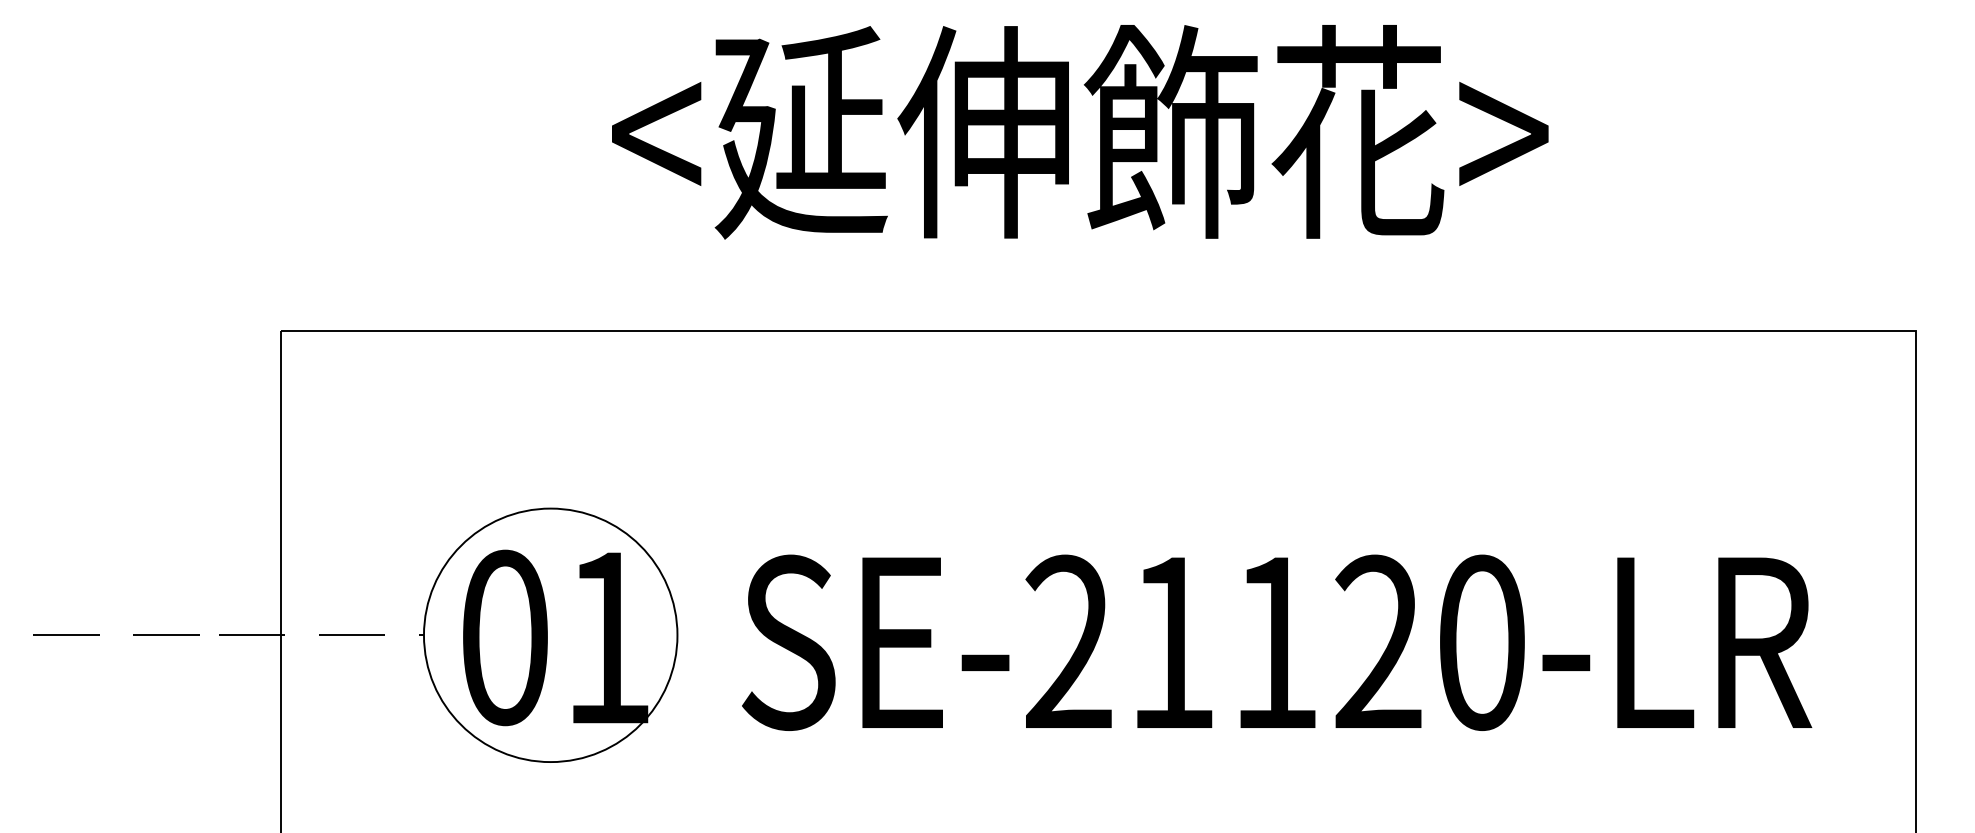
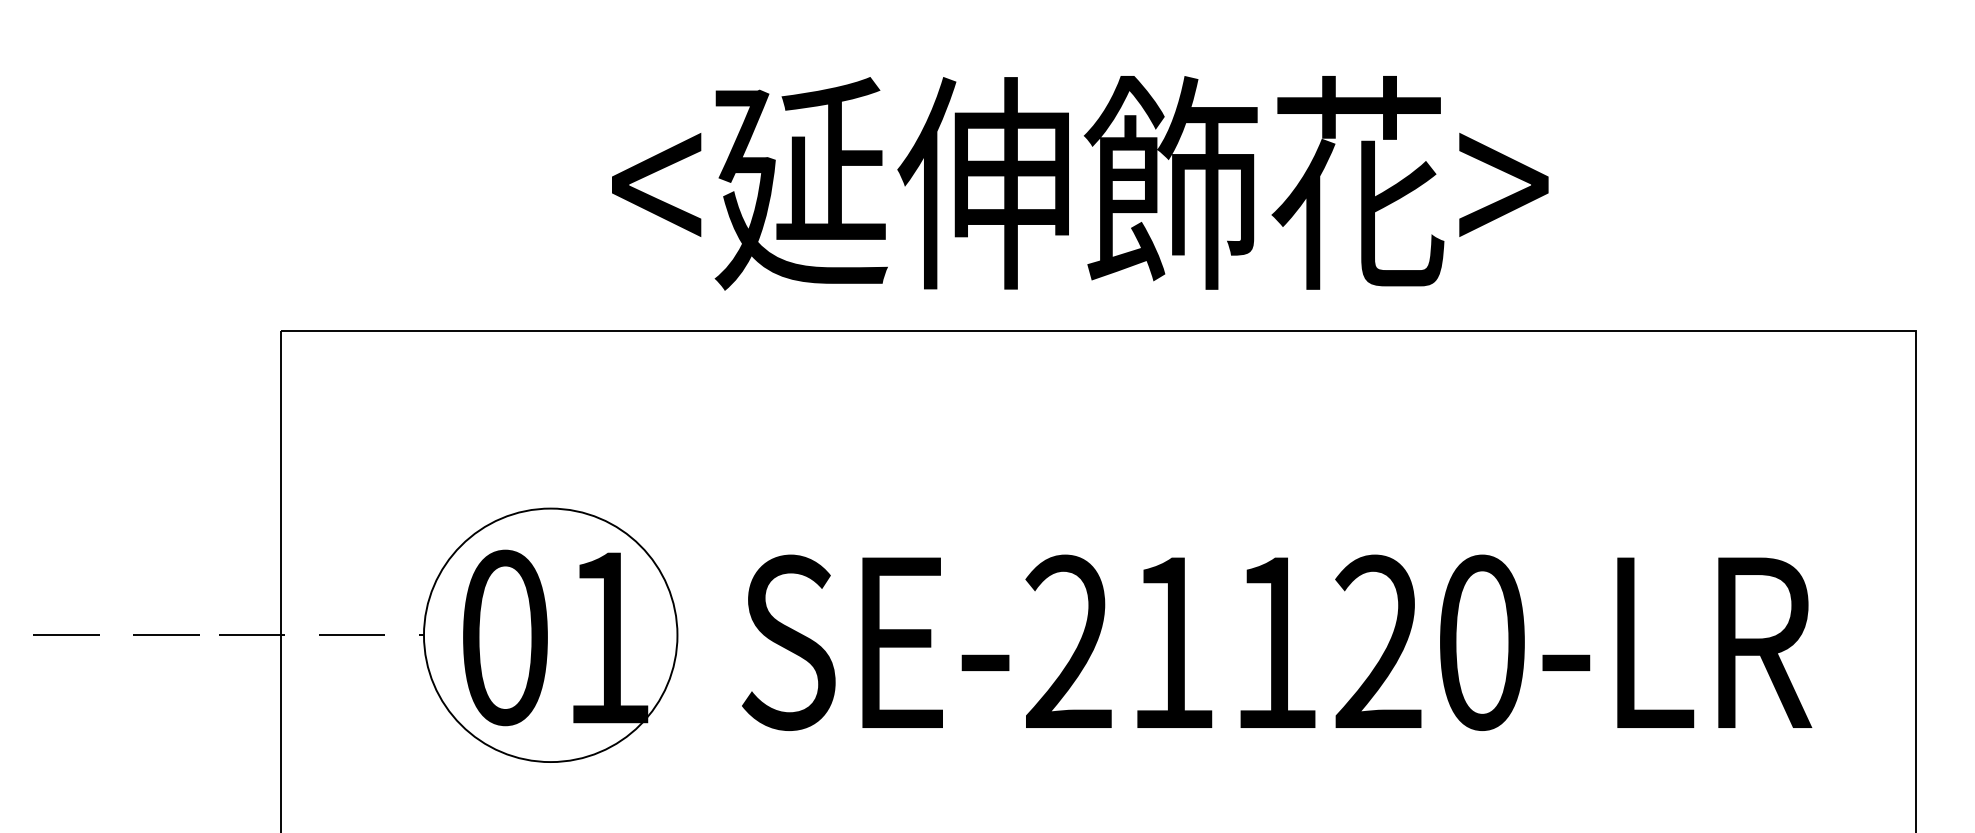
text position: (1080, 132) -> (1080, 183) (1080, 183)
